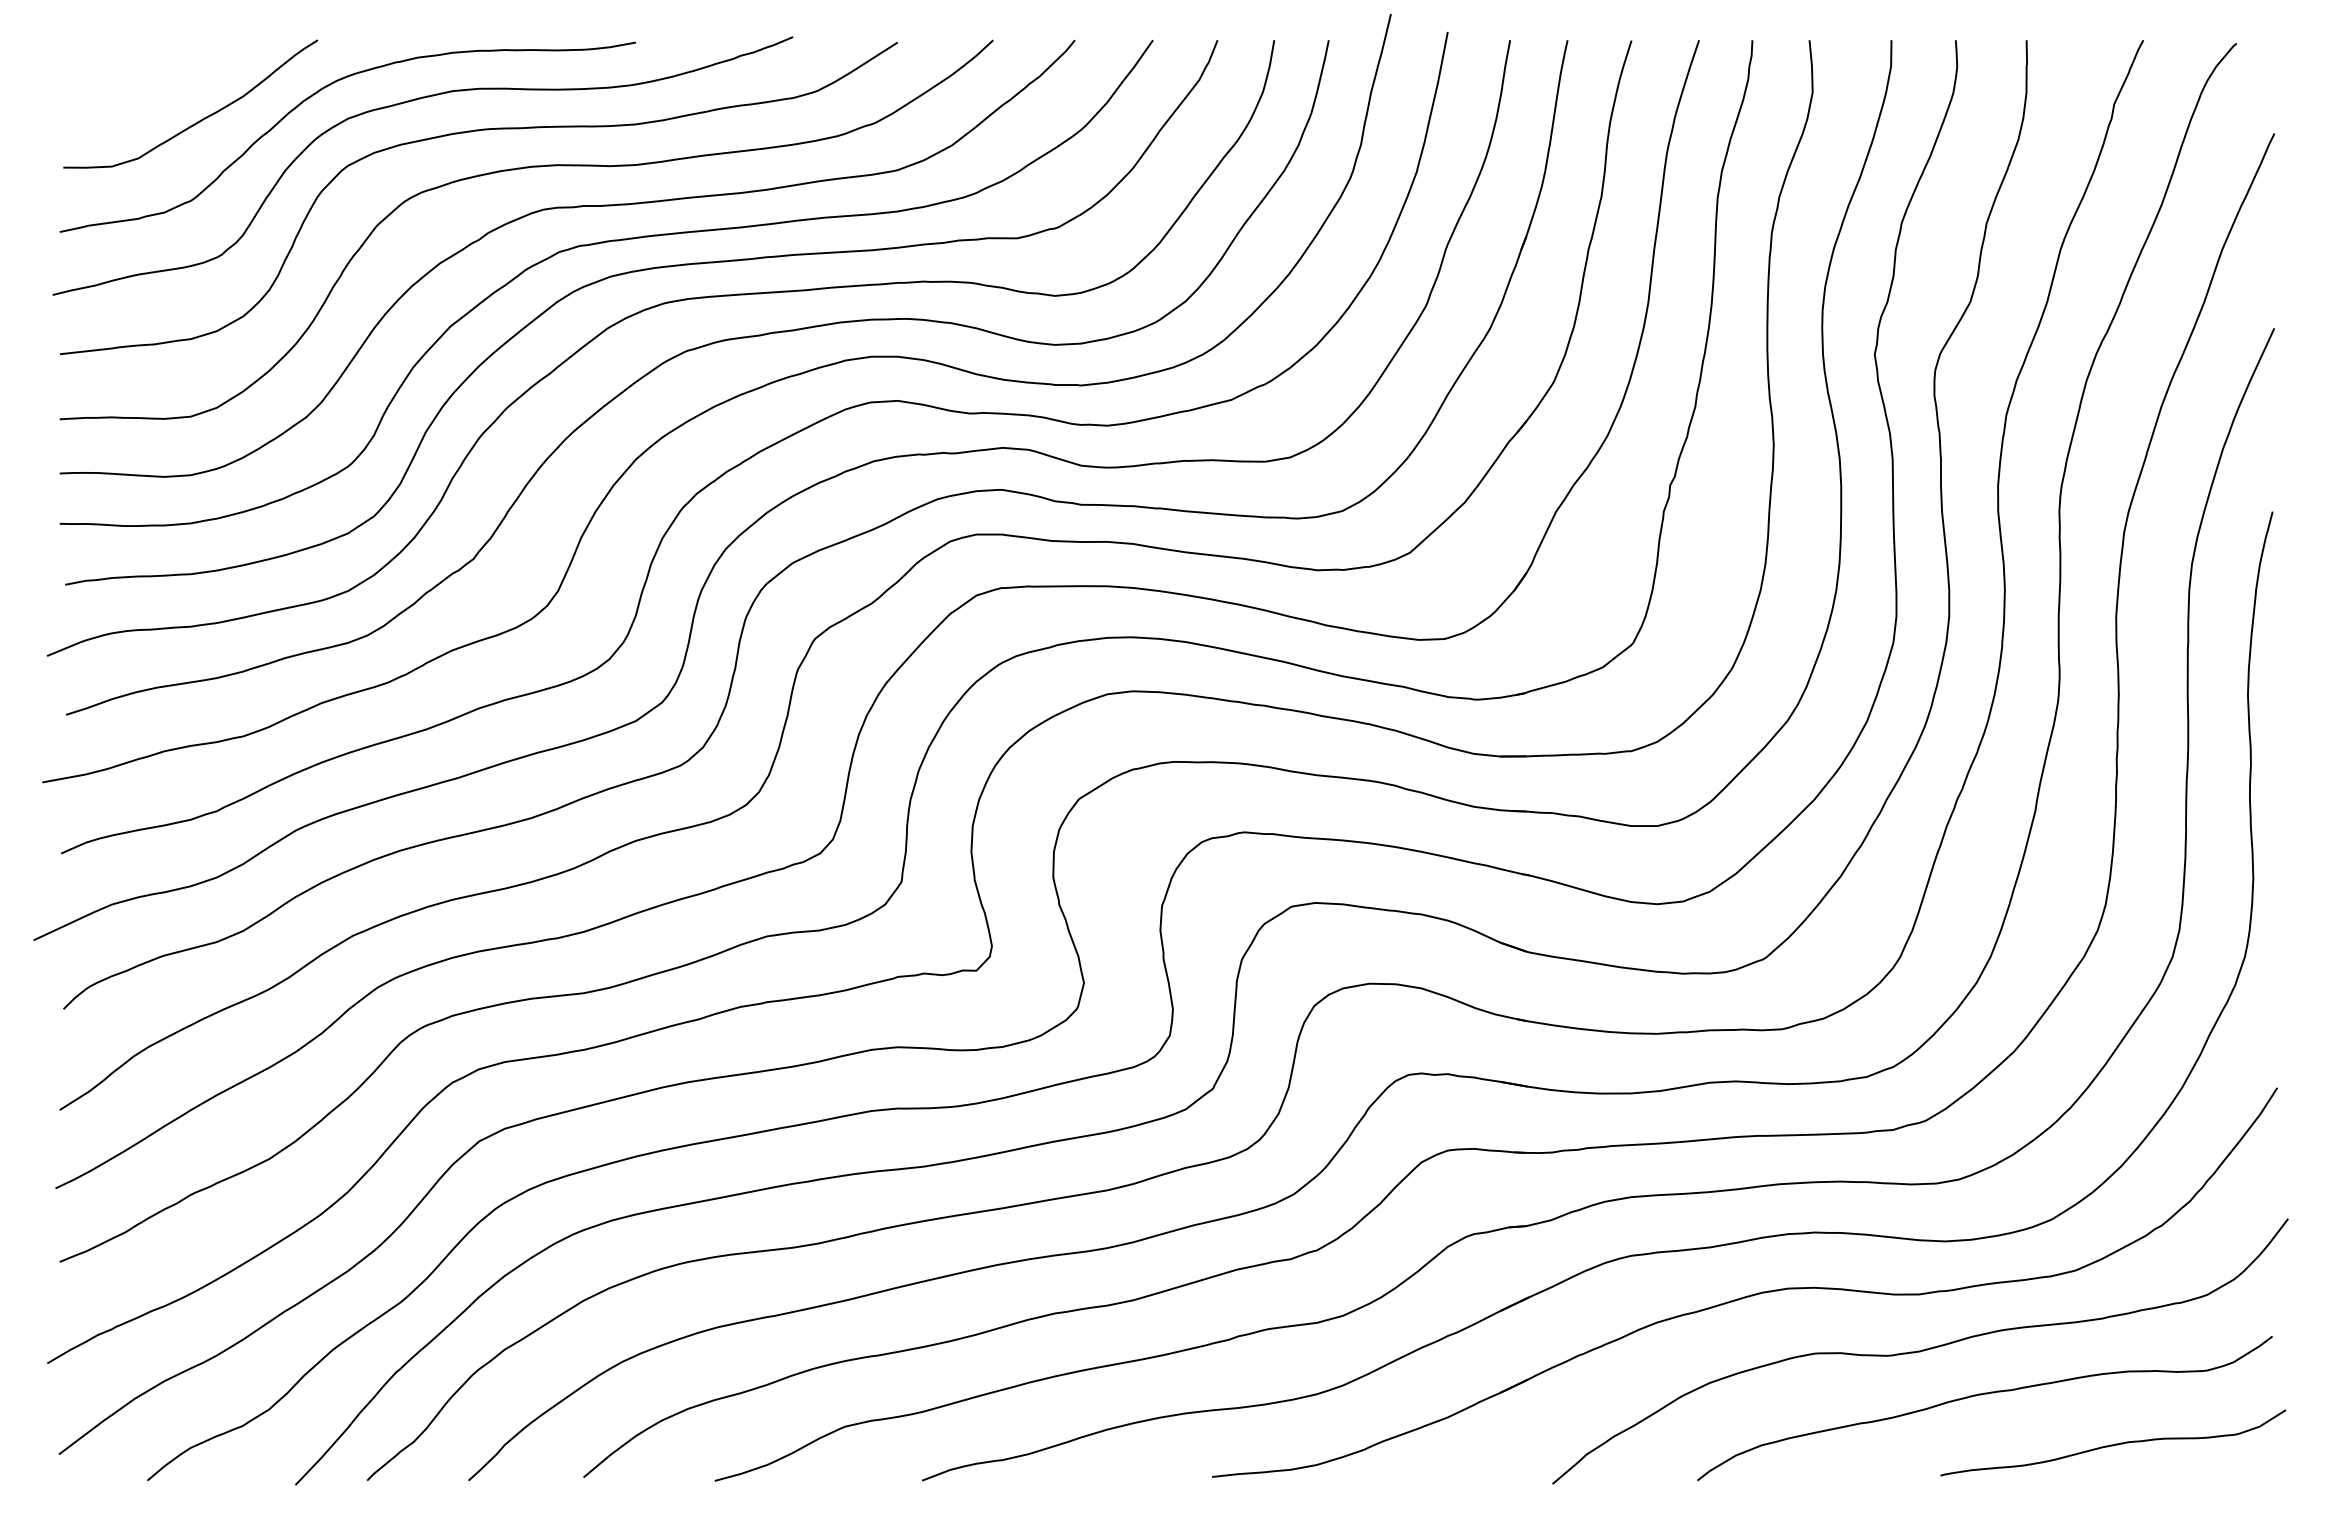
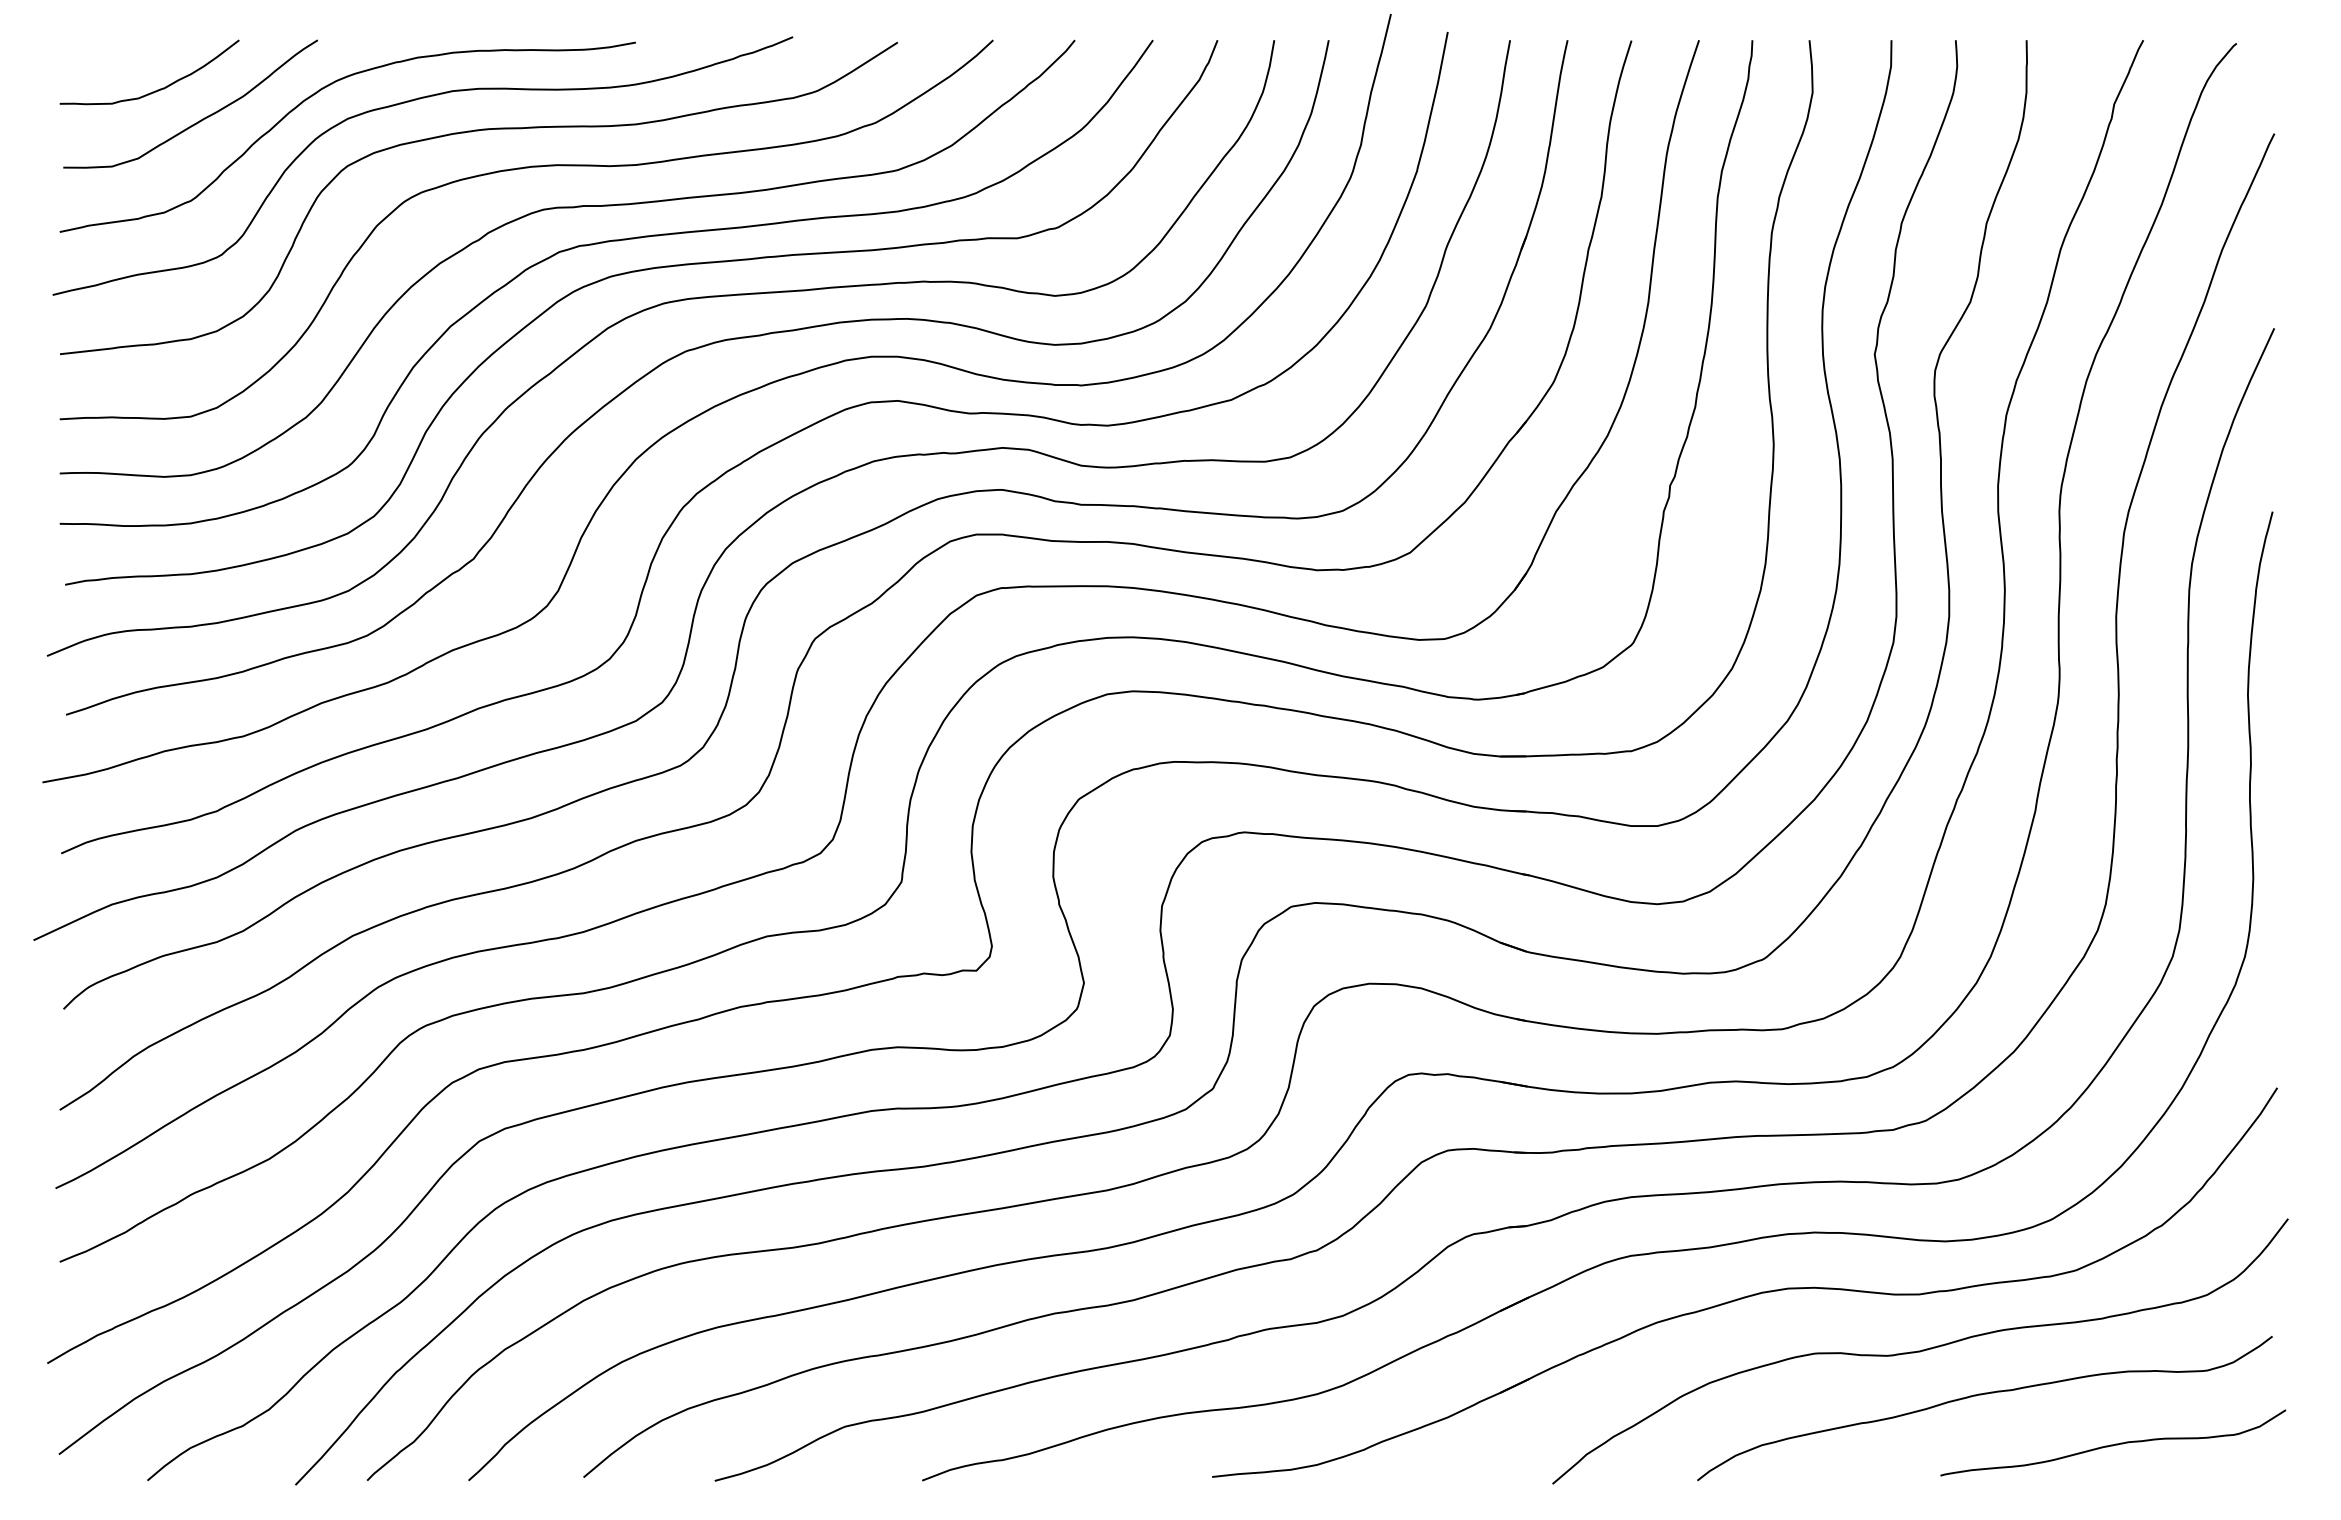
curve: none -> present (157, 89)
